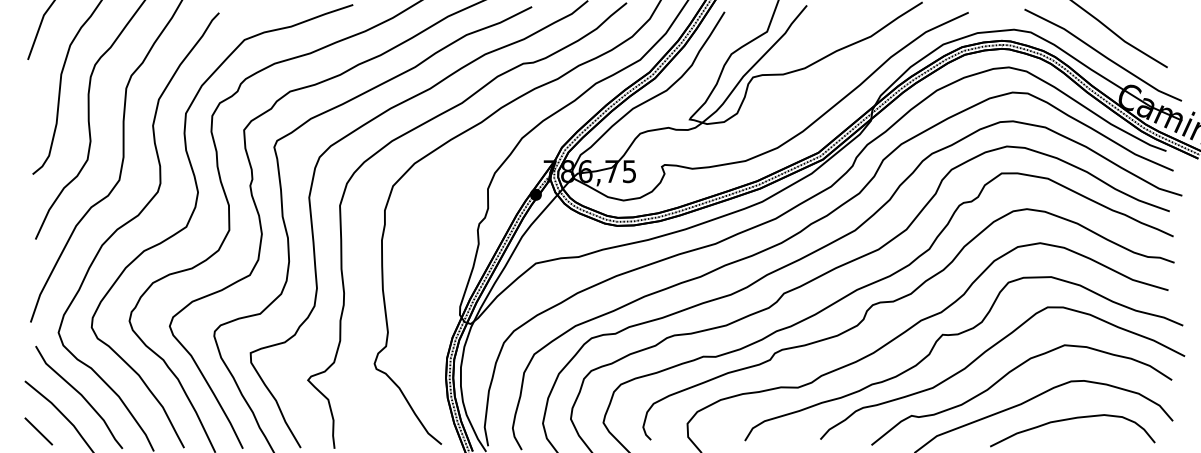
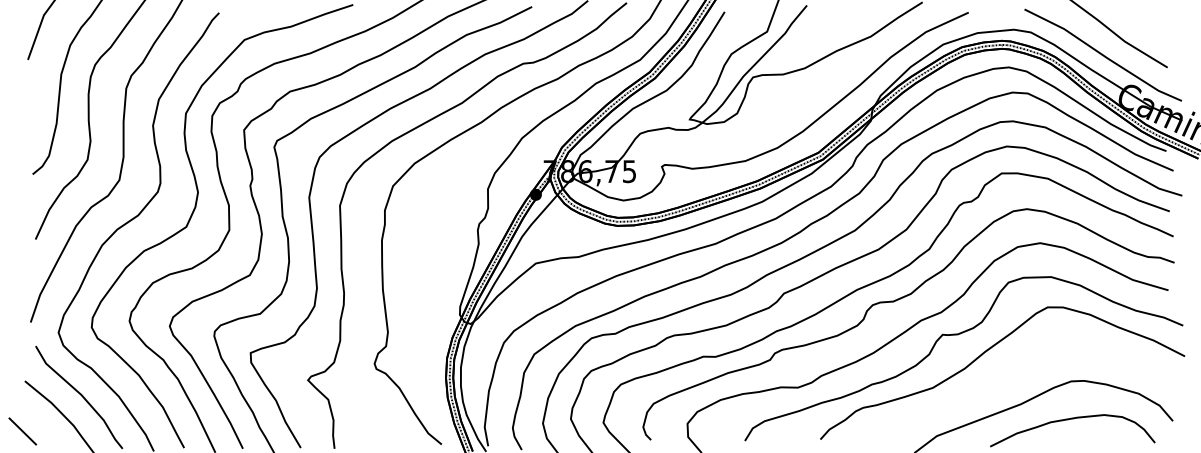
curve: present -> none (1008, 374)
line position: (38, 431) -> (22, 431) (22, 431)
